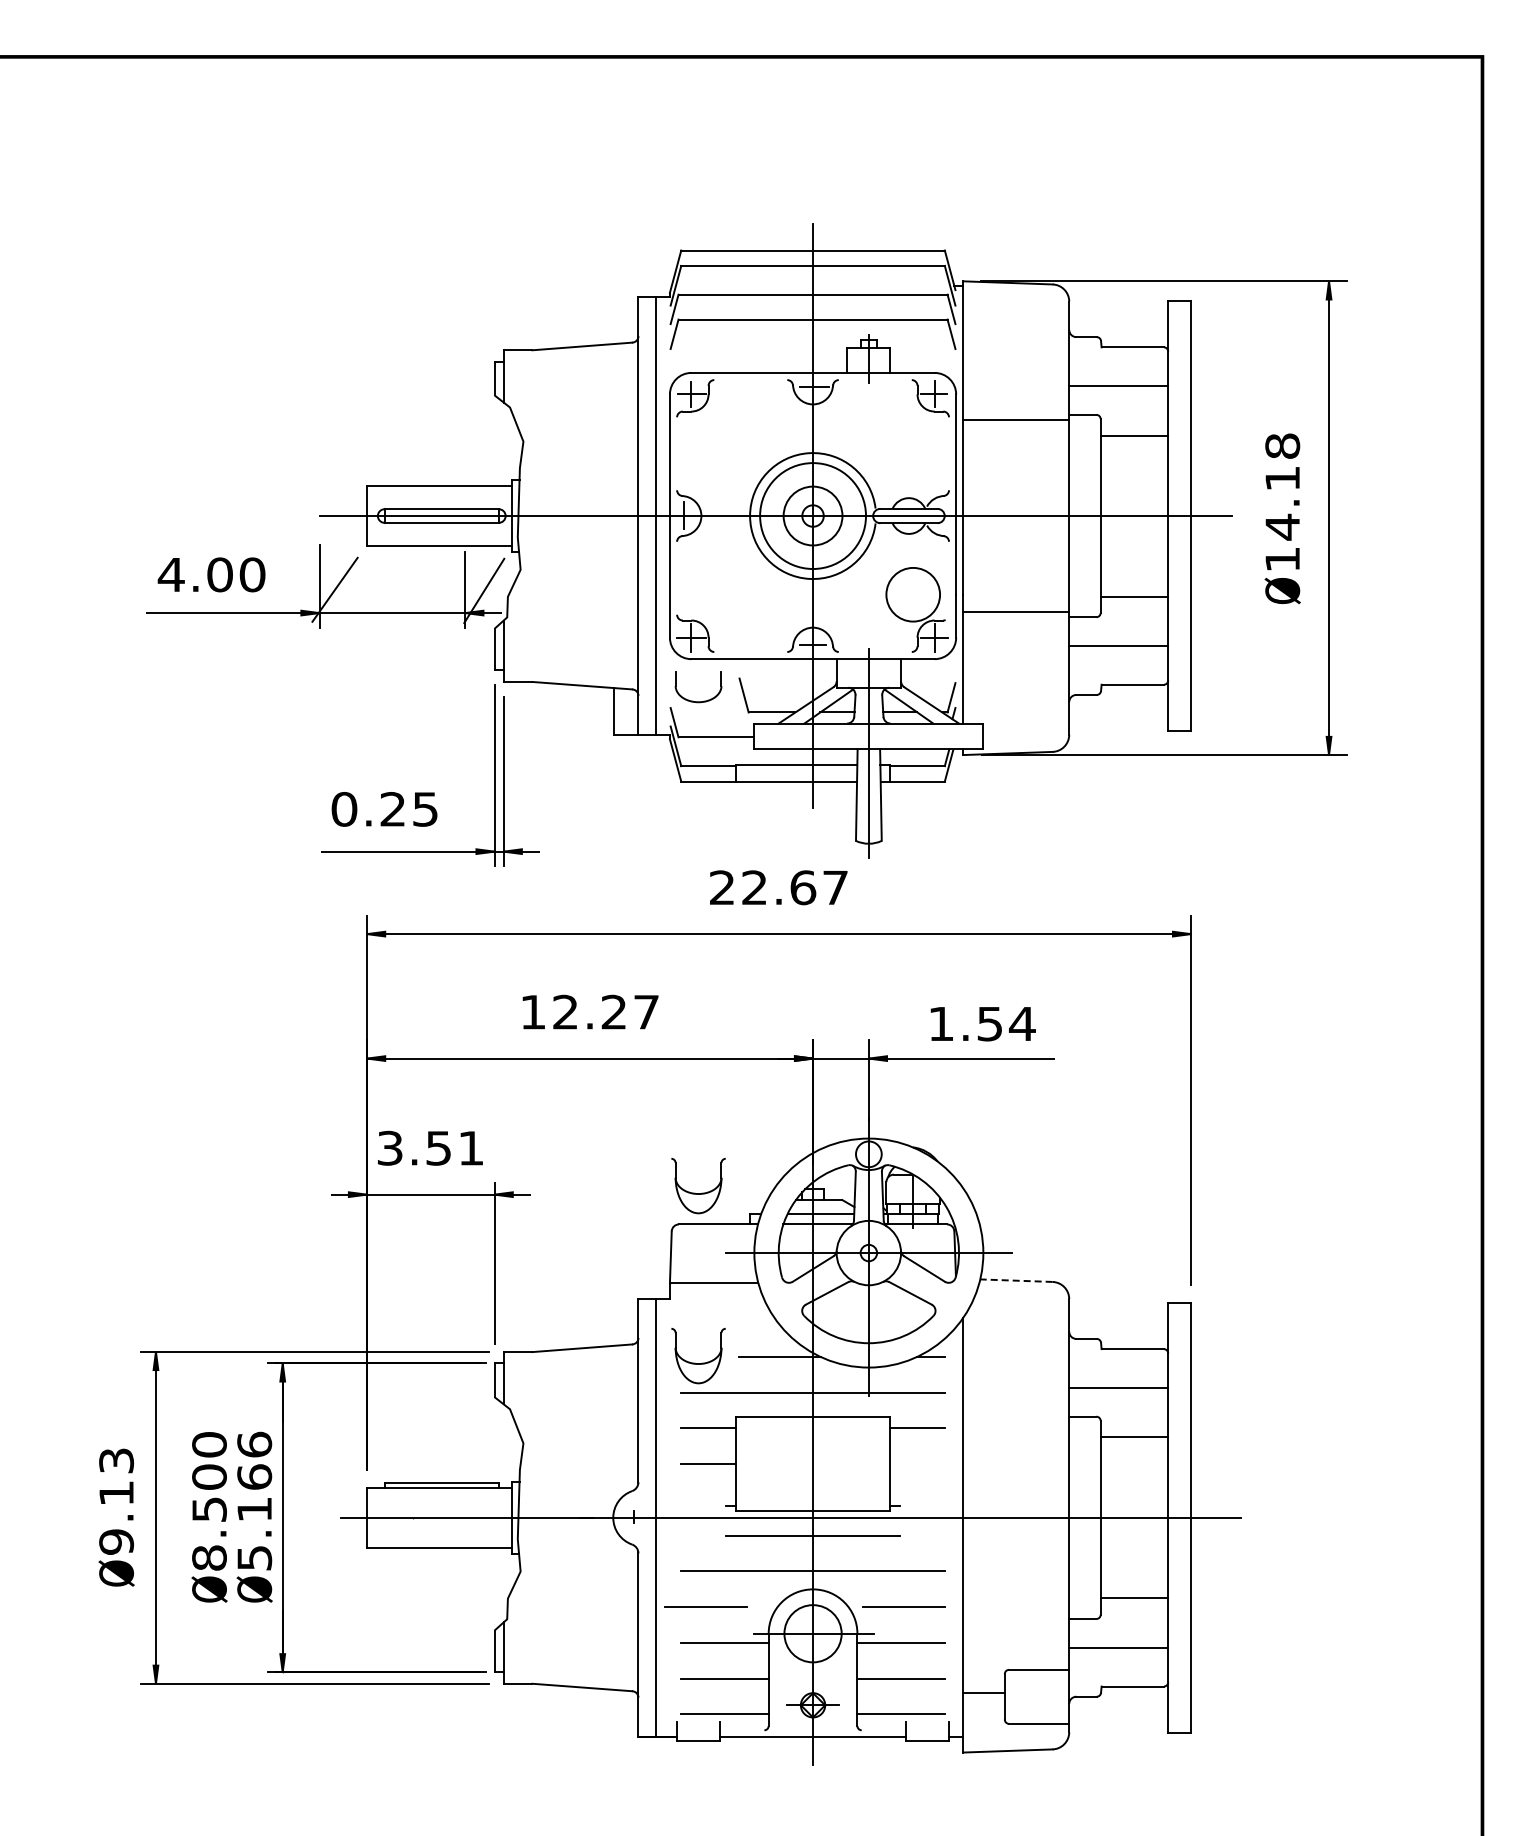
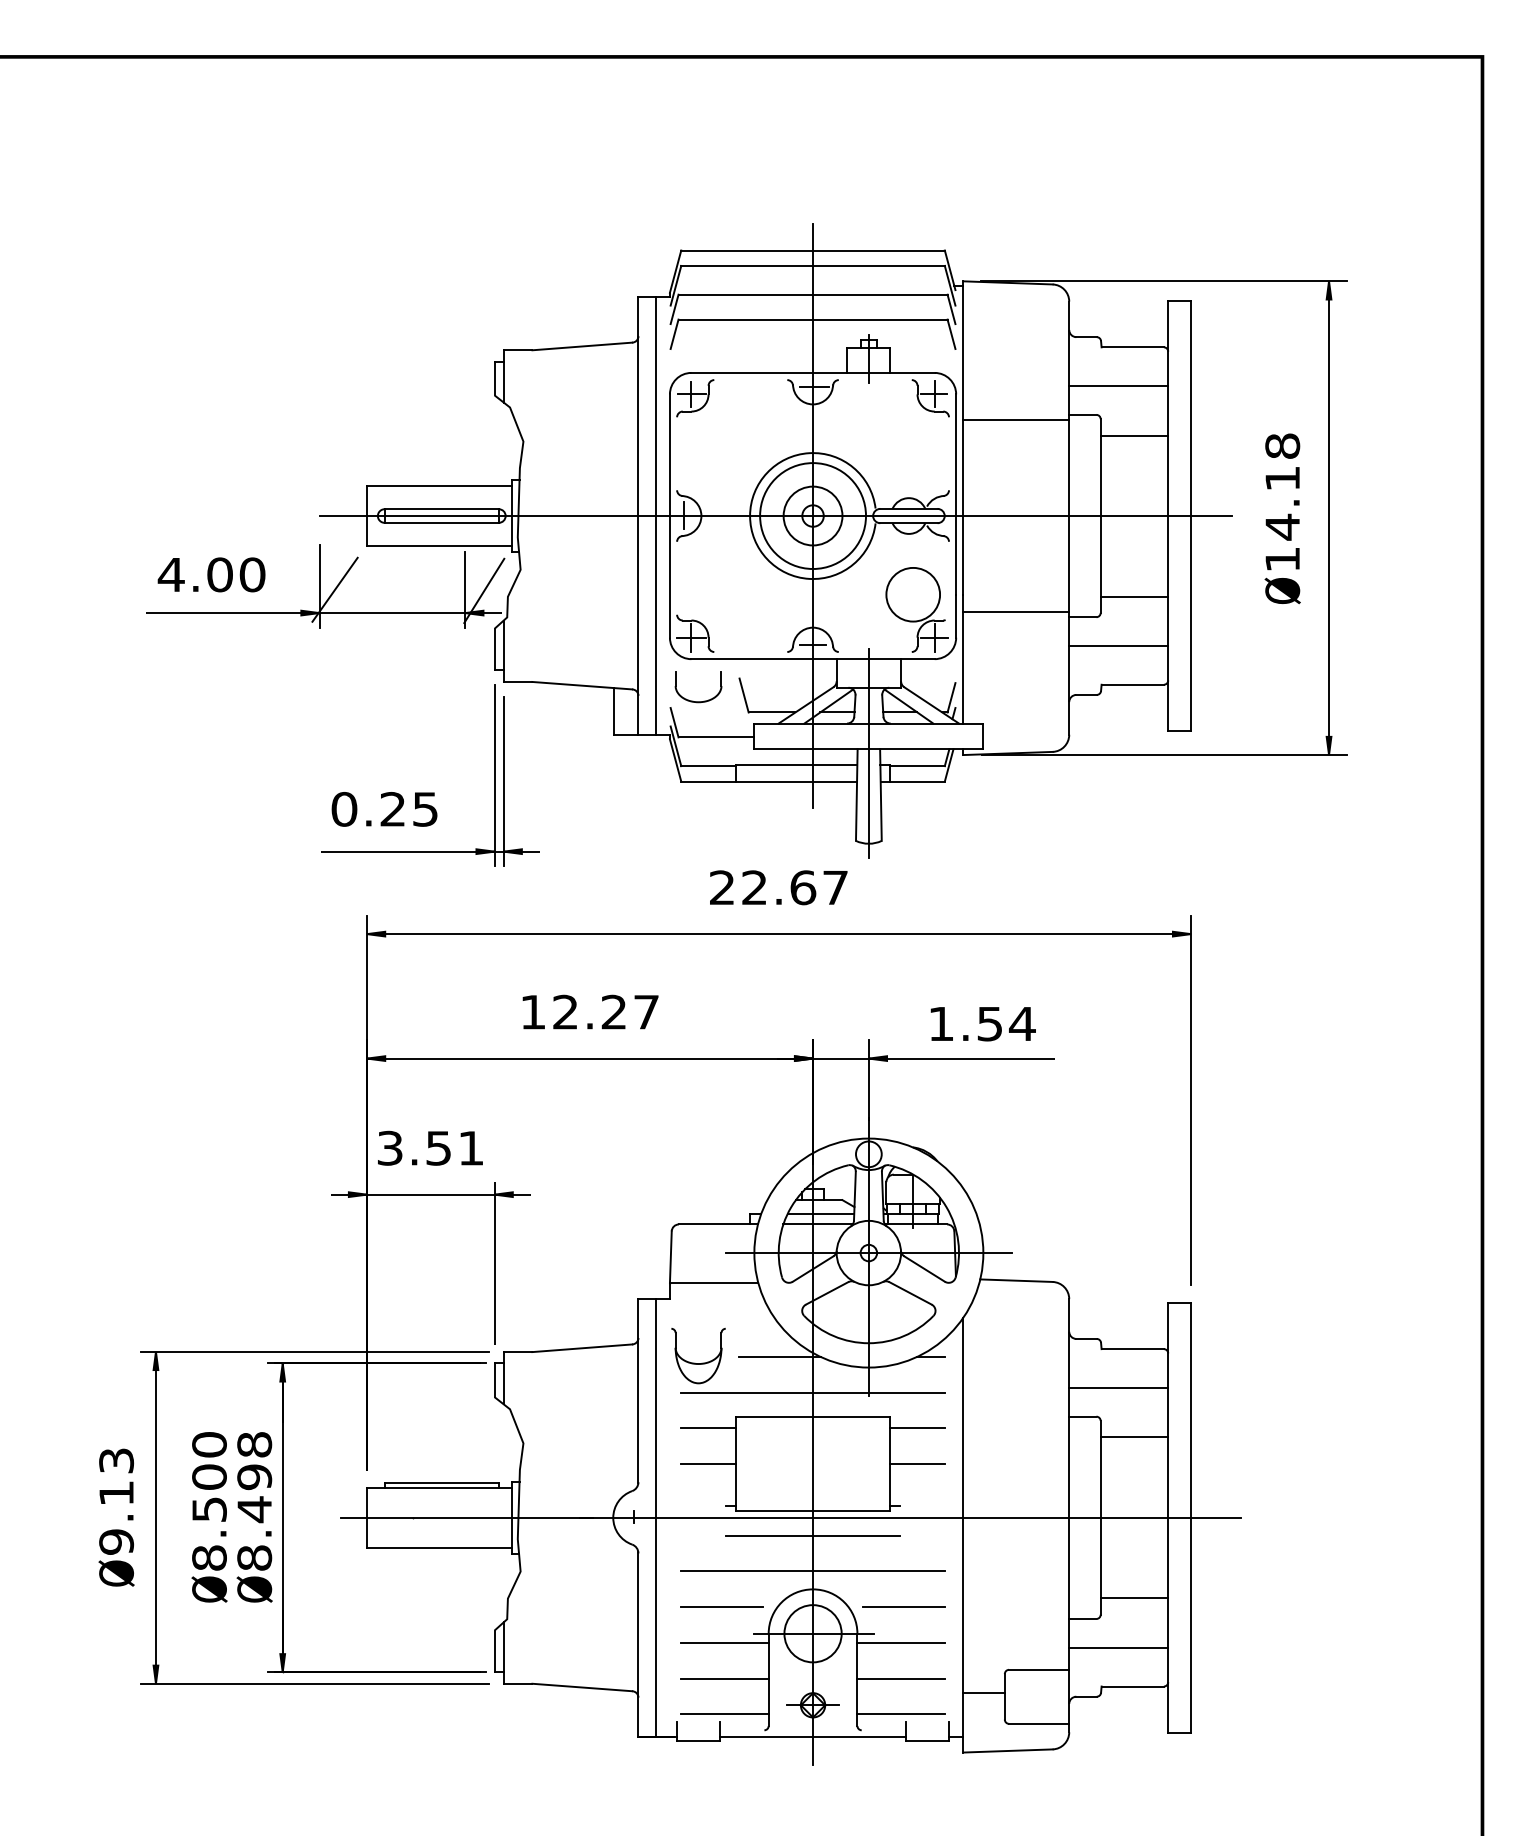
part: present -> none (698, 1193)
line: dashed -> solid (1015, 1280)
line: none -> present (917, 1464)
text: 5.166 -> 8.498 (254, 1500)
line position: (705, 1606) -> (721, 1606) (721, 1606)
